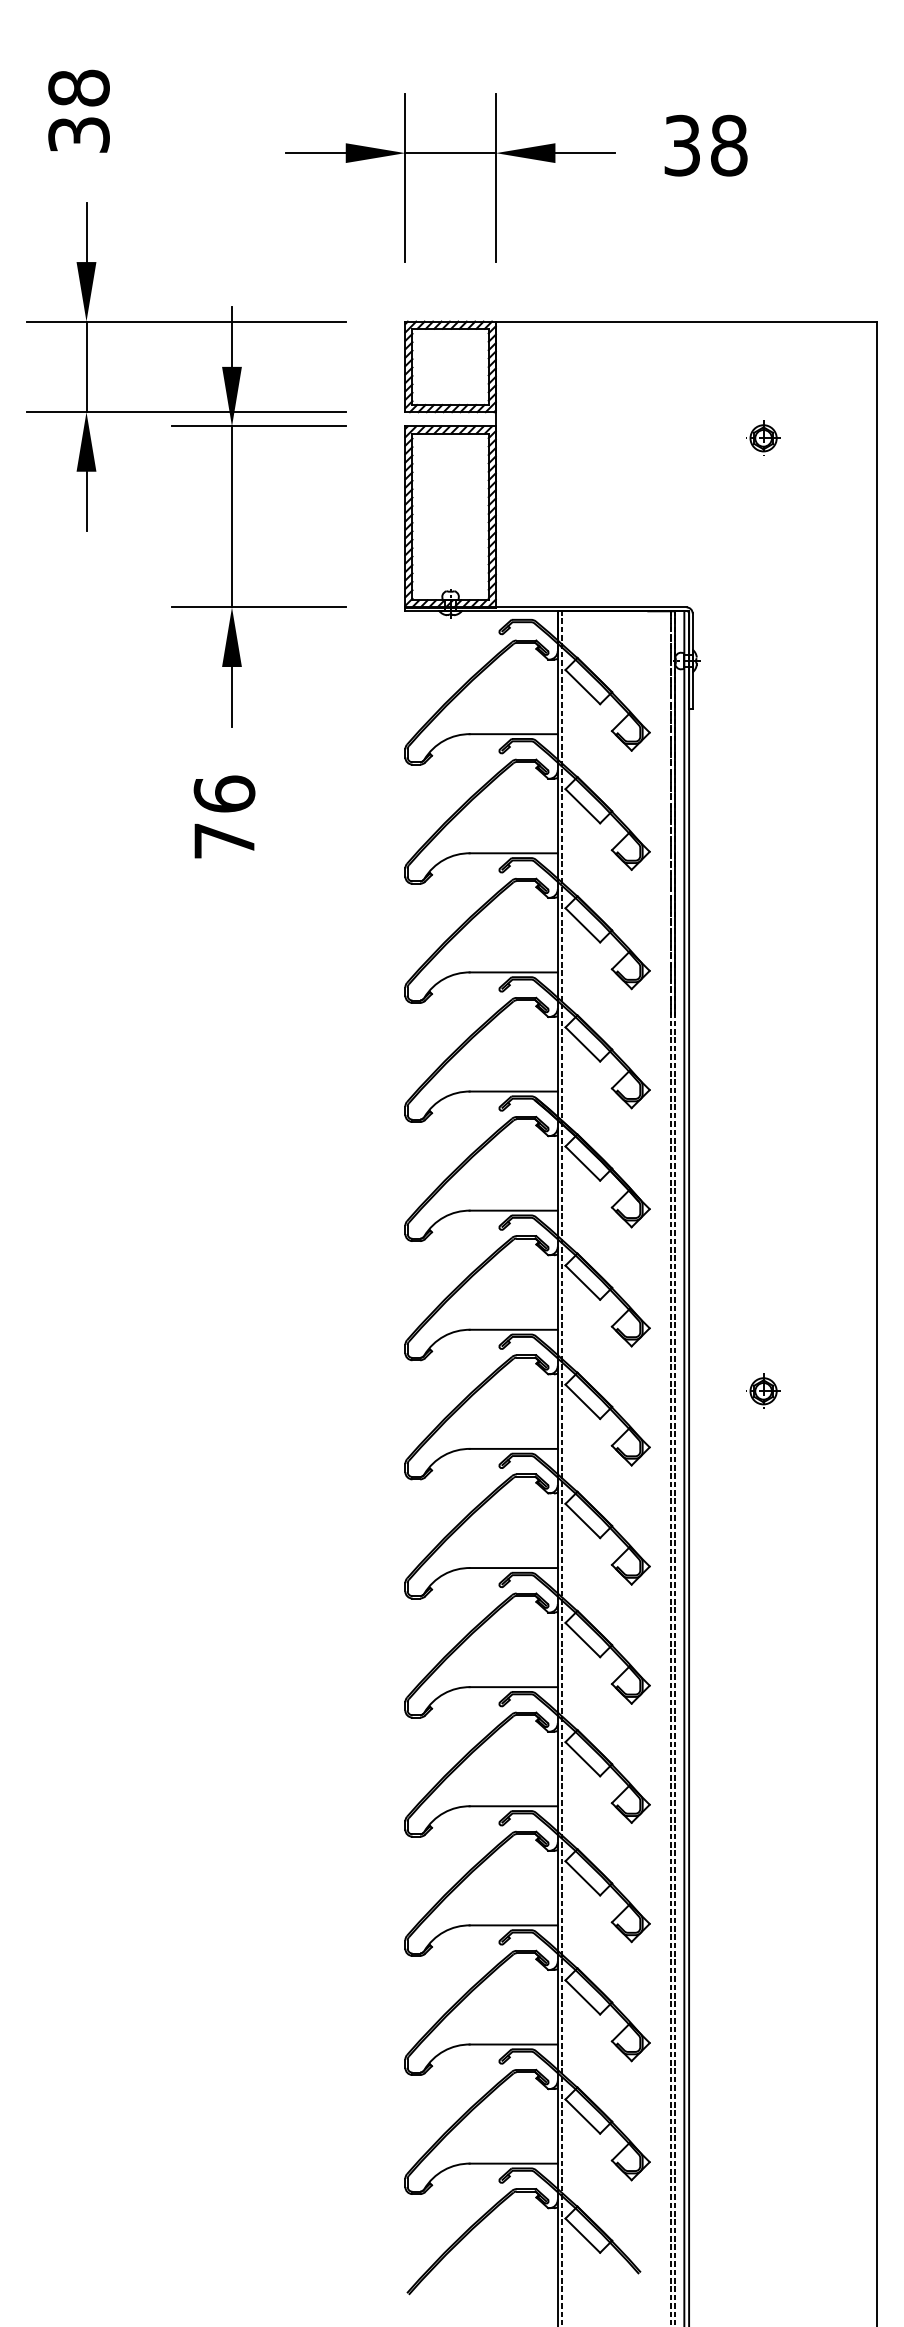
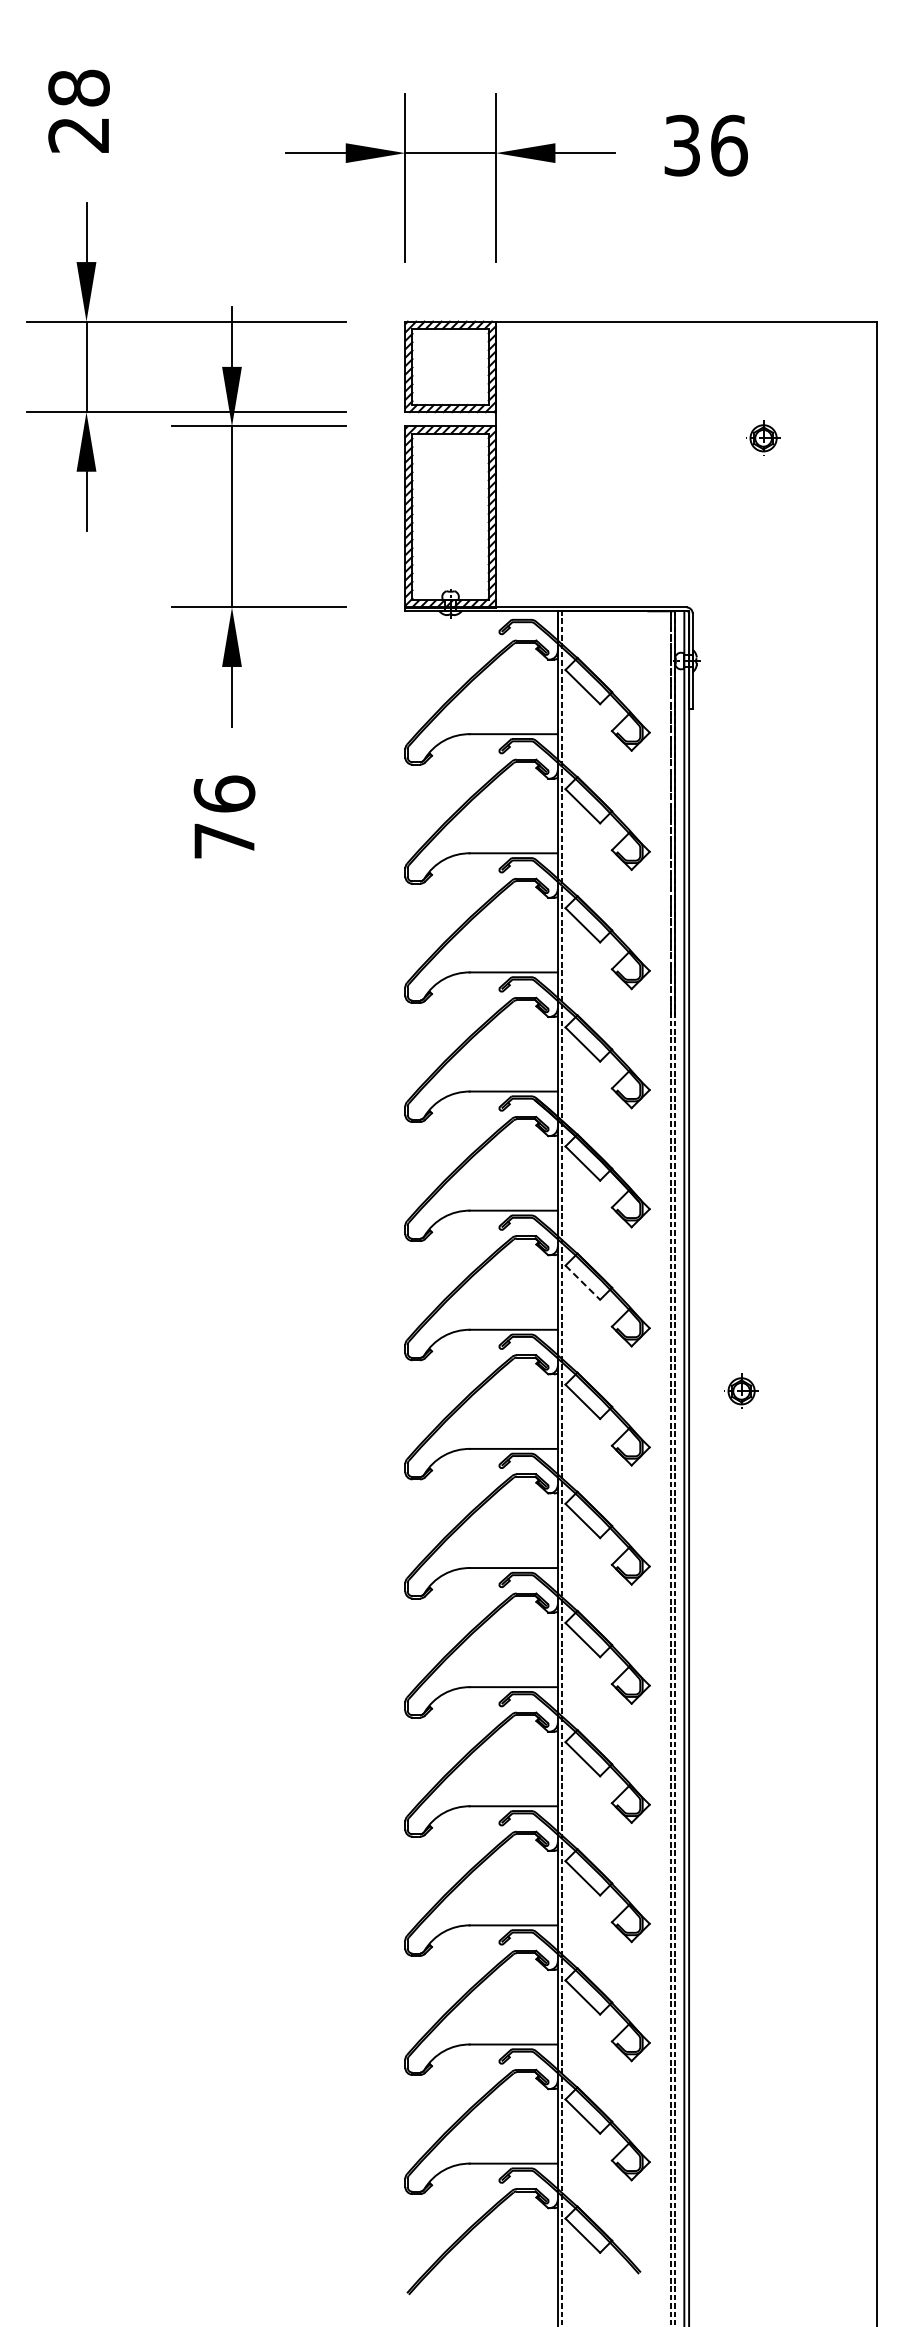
text: 38 -> 28 (78, 134)
text: 38 -> 36 (729, 145)
line: solid -> dashed (583, 1283)
part position: (763, 1390) -> (741, 1390) (741, 1390)
